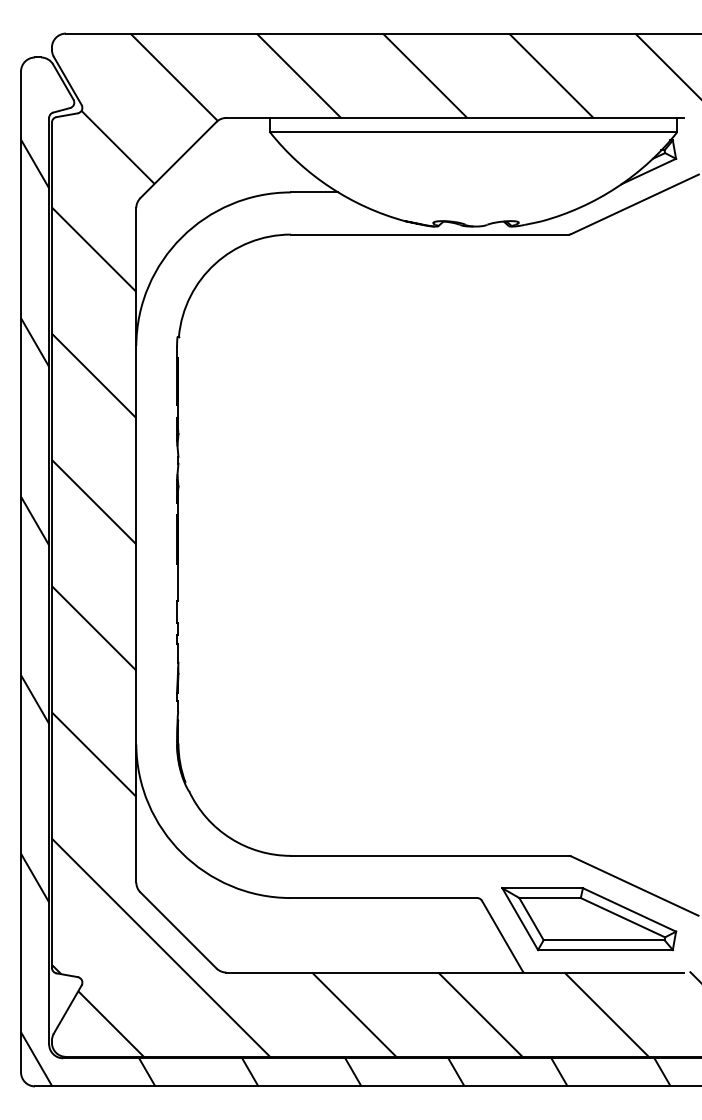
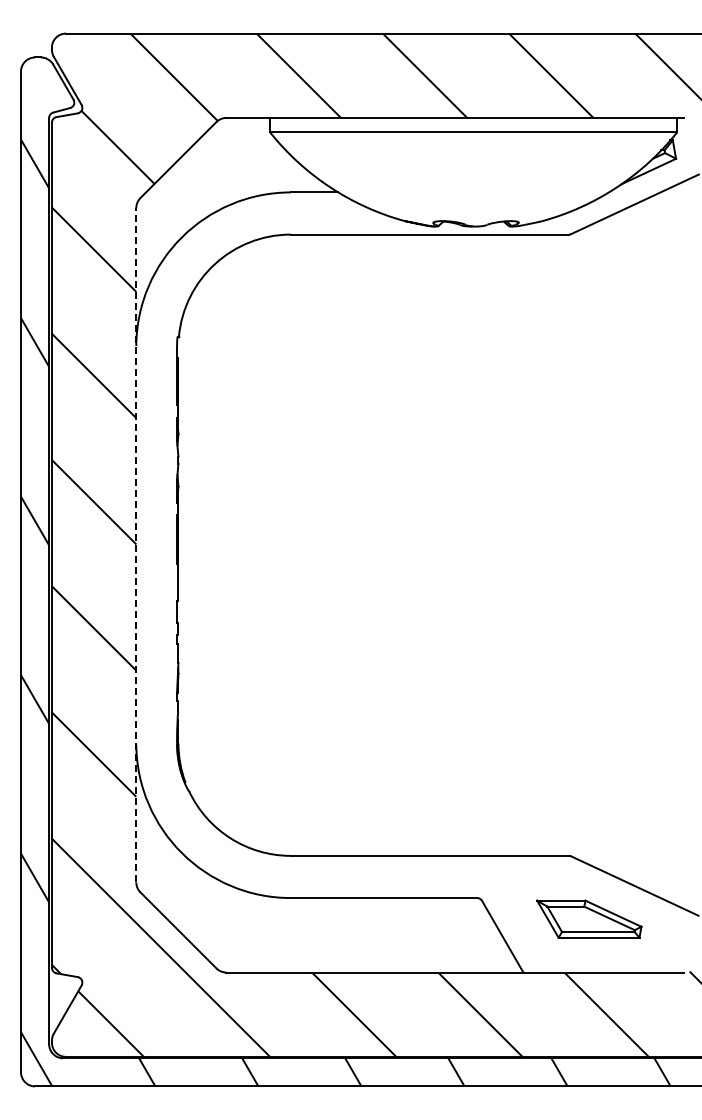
line: solid -> dashed (136, 544)
part size: 177x65 px -> 107x40 px (589, 918)
